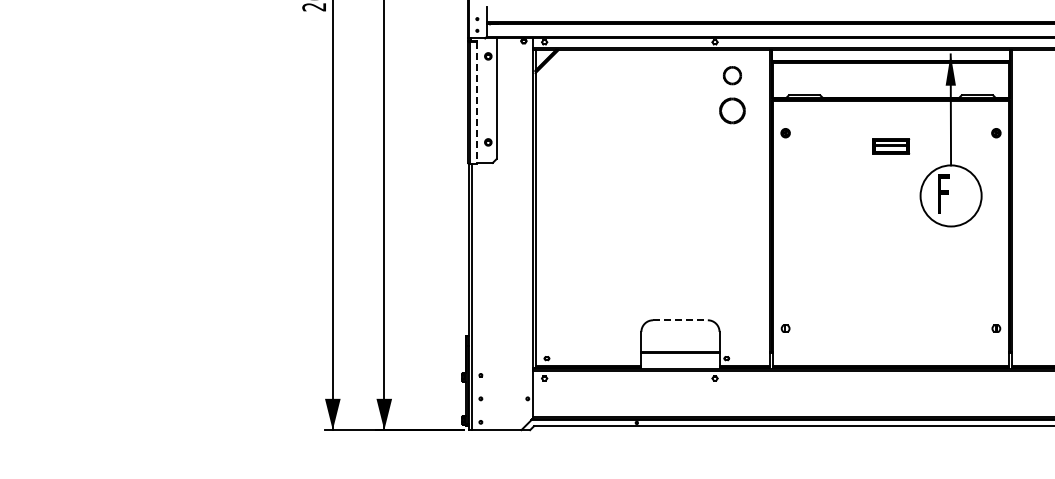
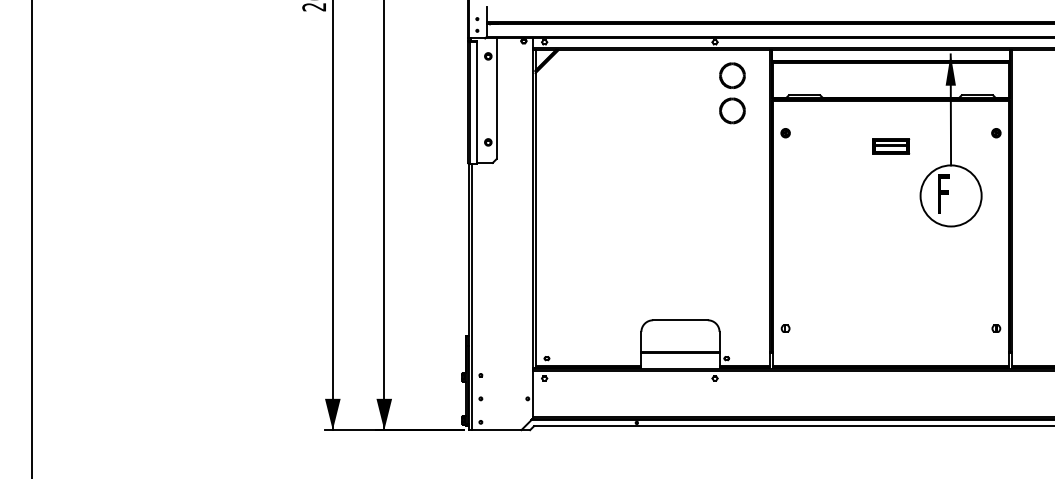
part size: 19x20 px -> 27x27 px (732, 75)
line: dashed -> solid (477, 103)
line: none -> present (31, 238)
line: dashed -> solid (680, 320)
